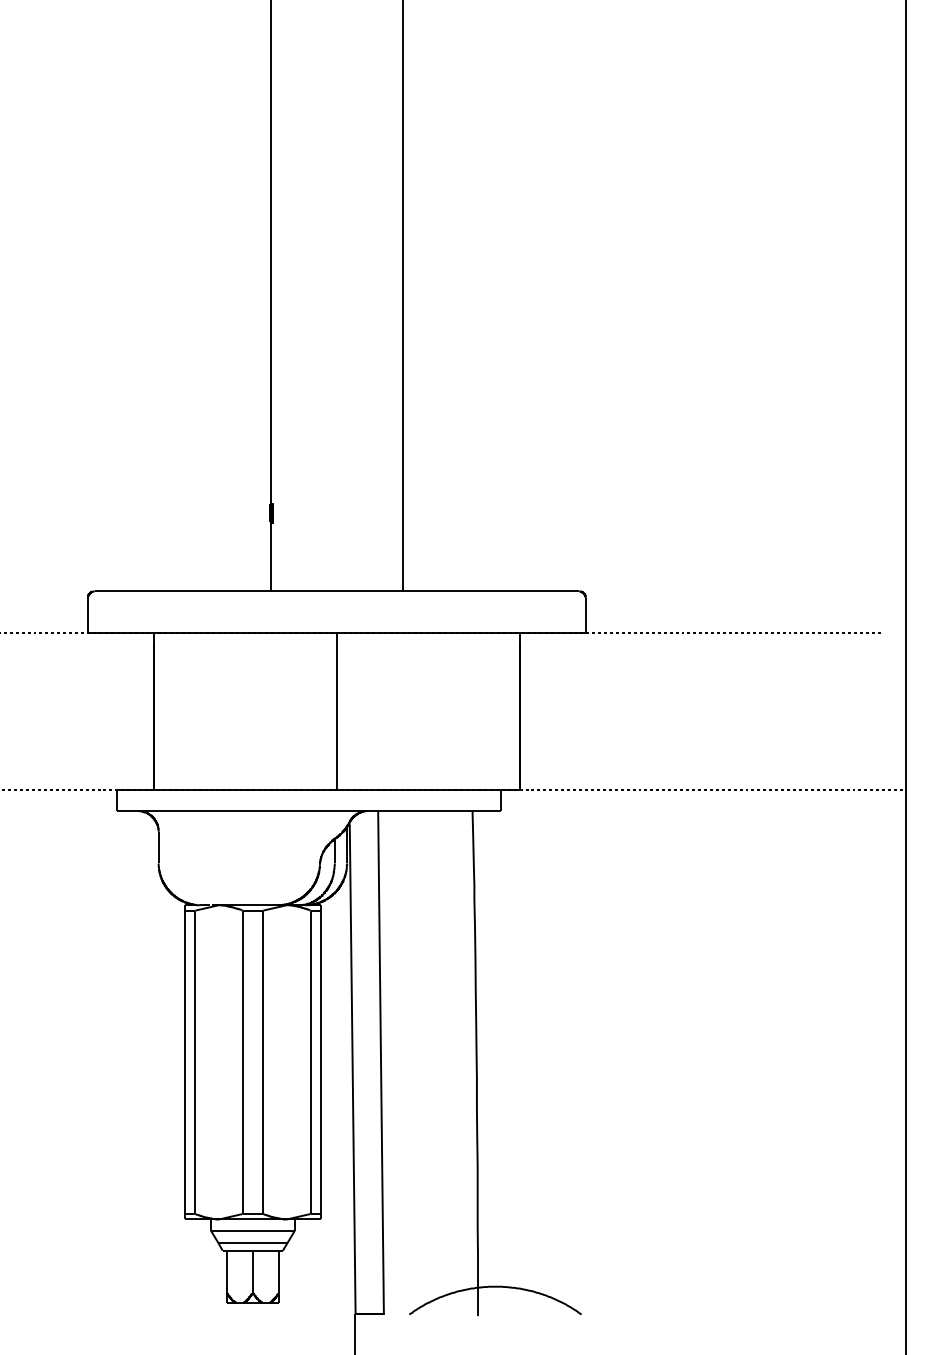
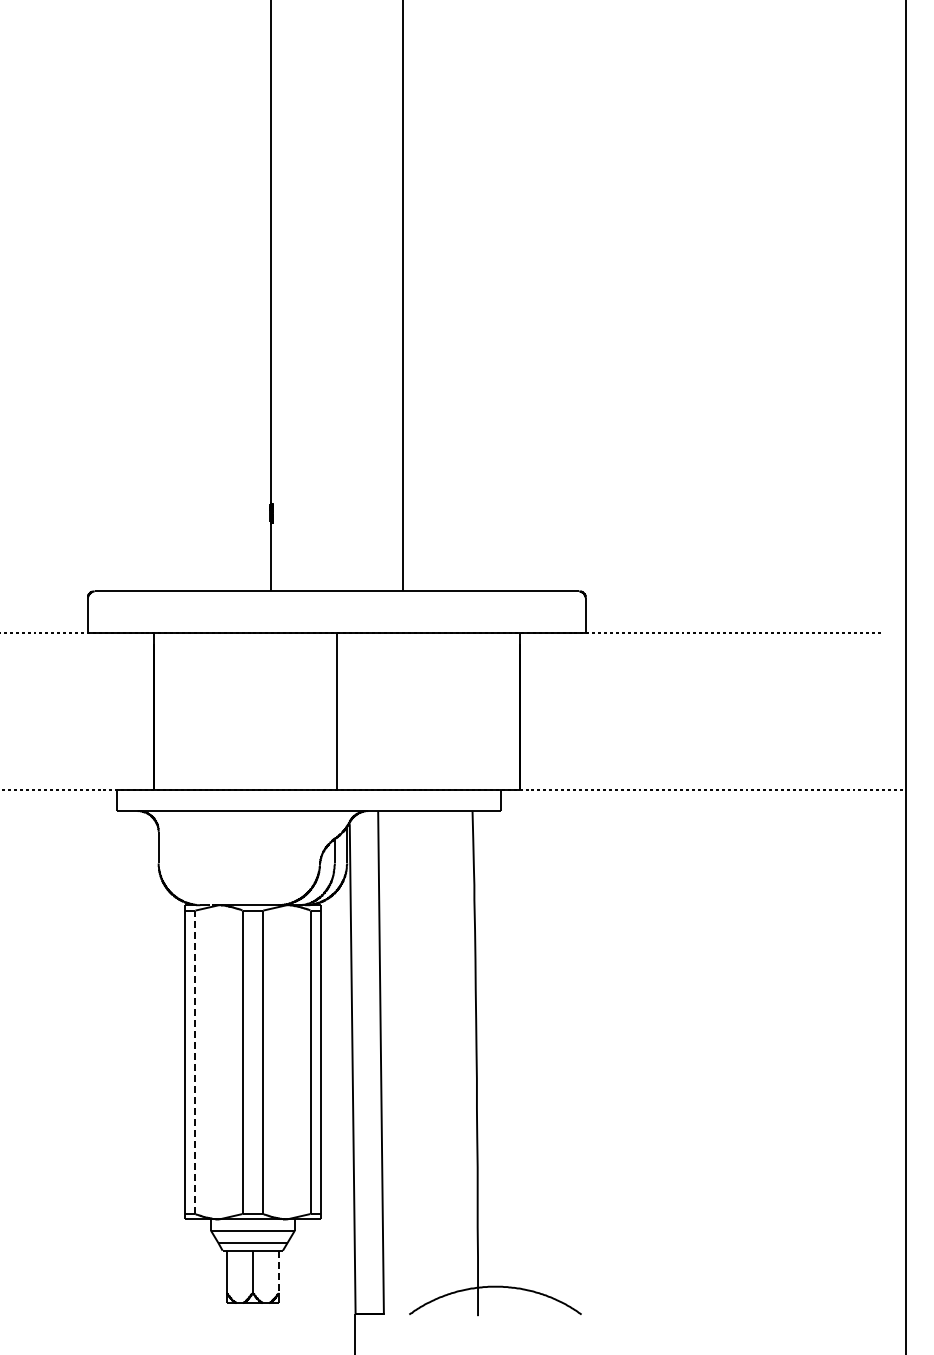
line: solid -> dashed (195, 1062)
line: solid -> dashed (278, 1272)
